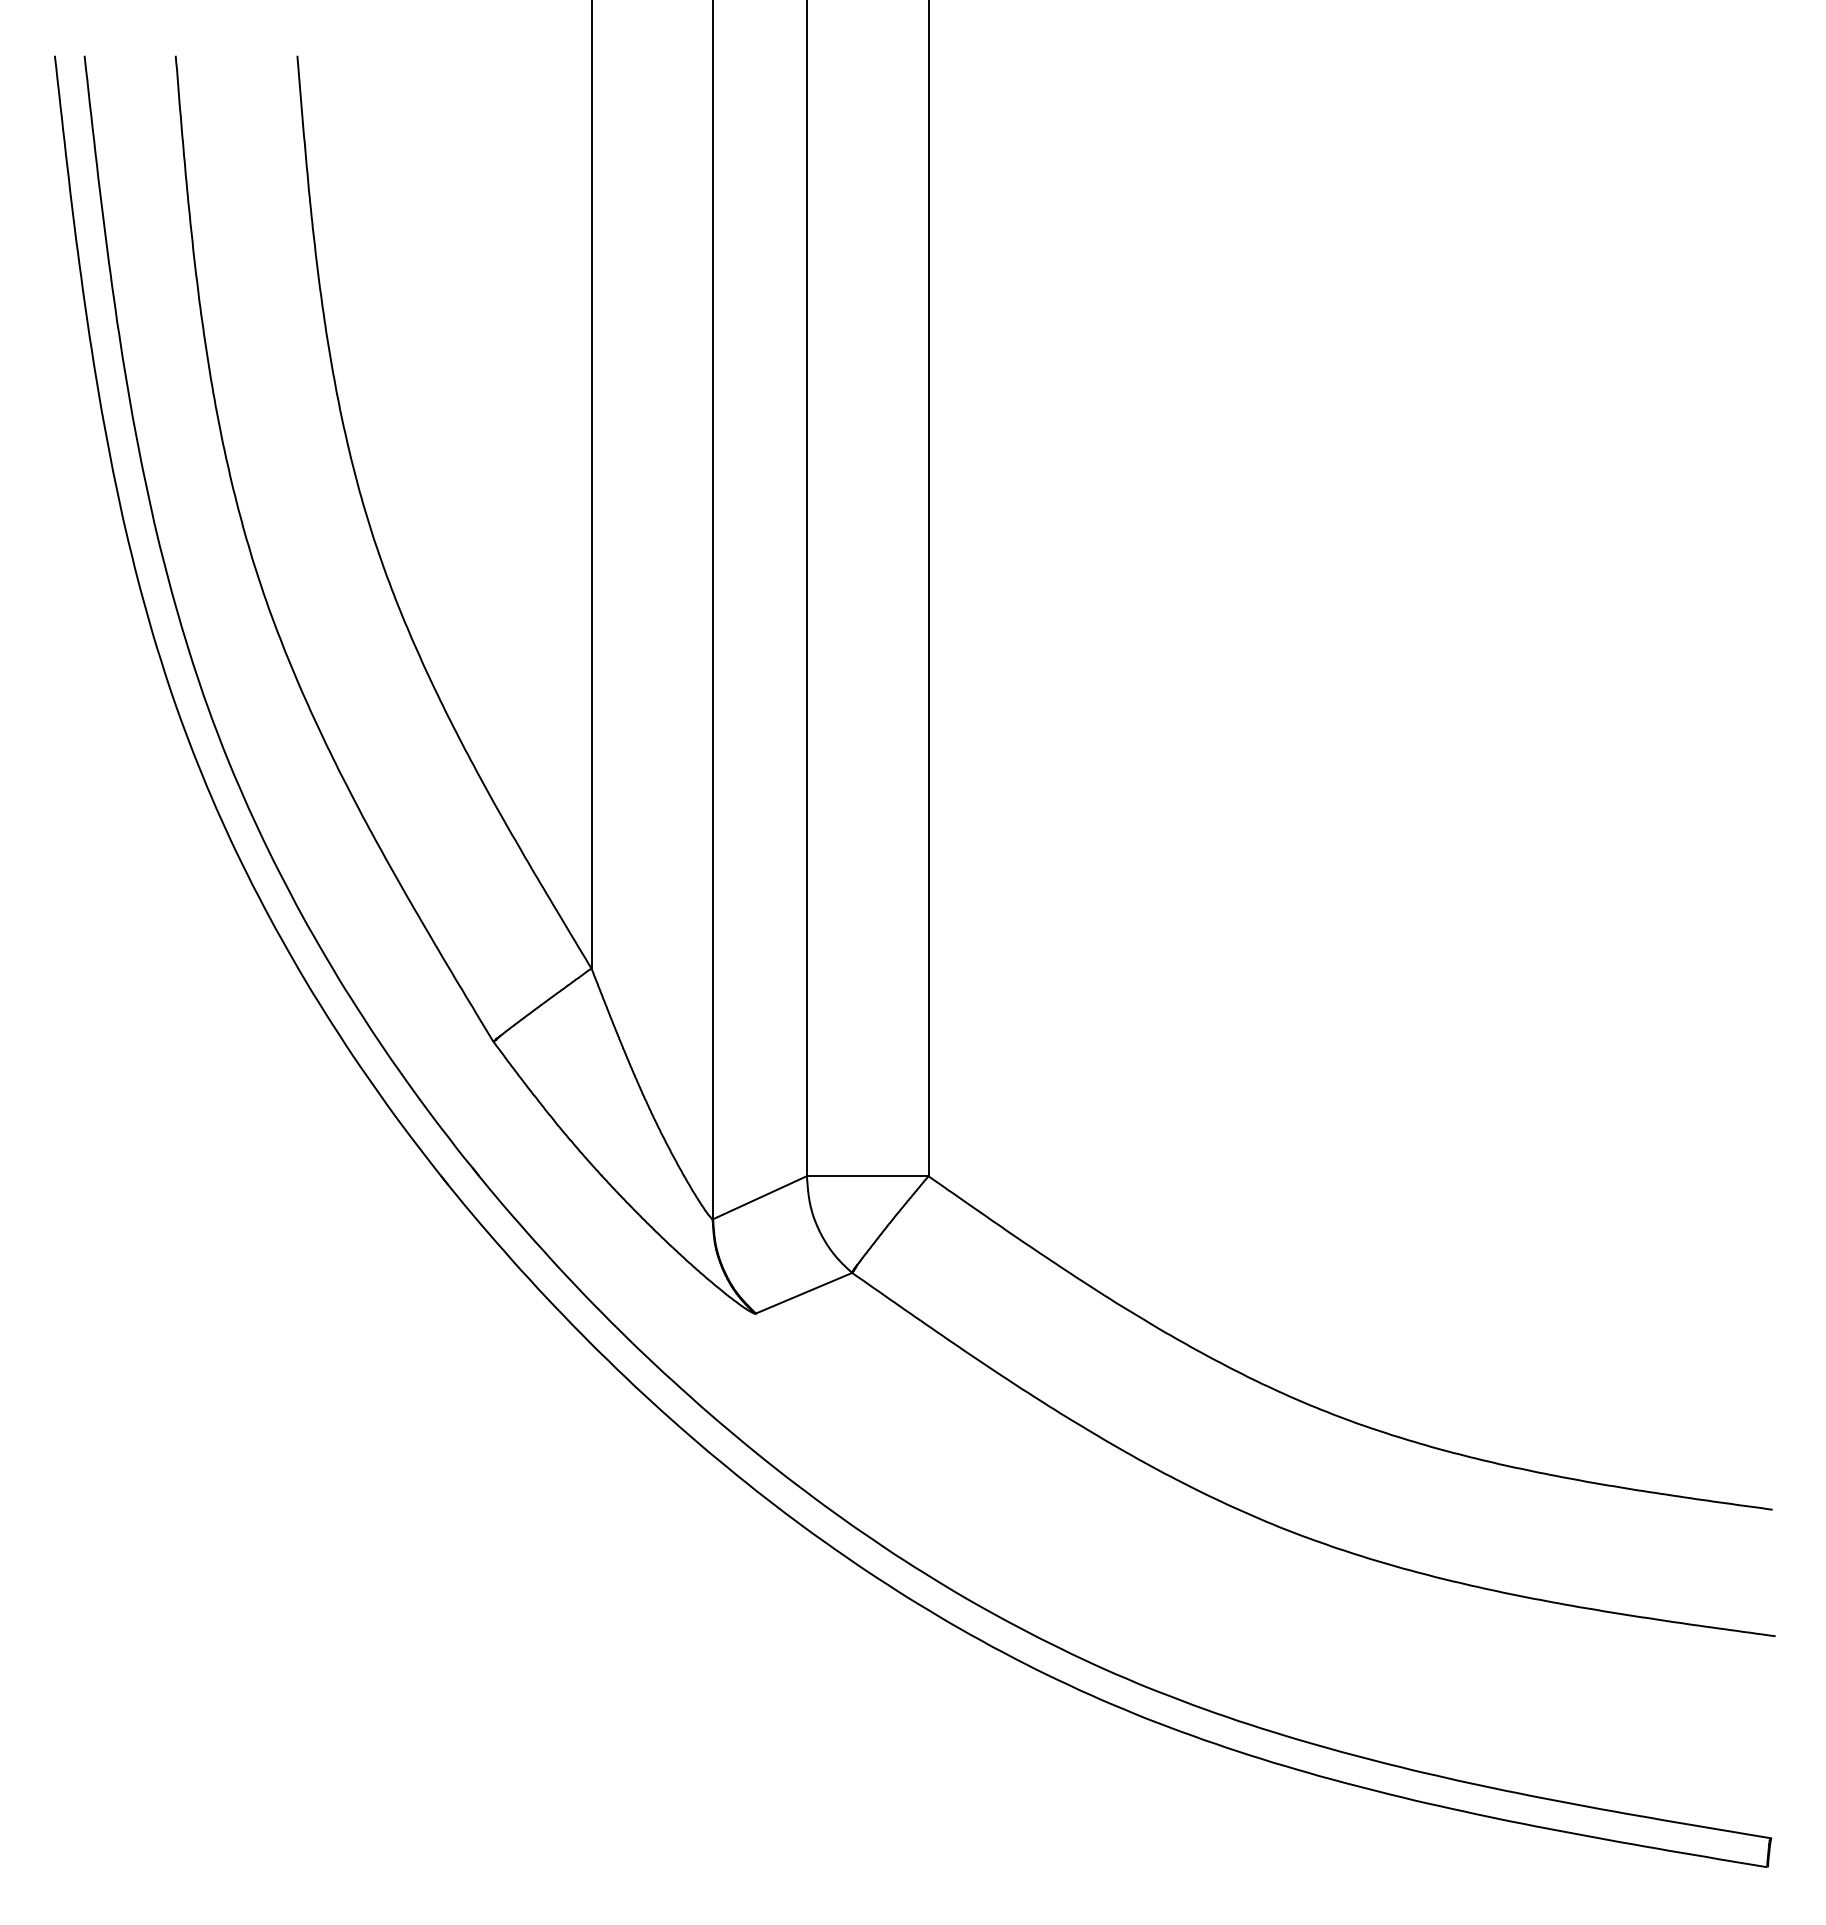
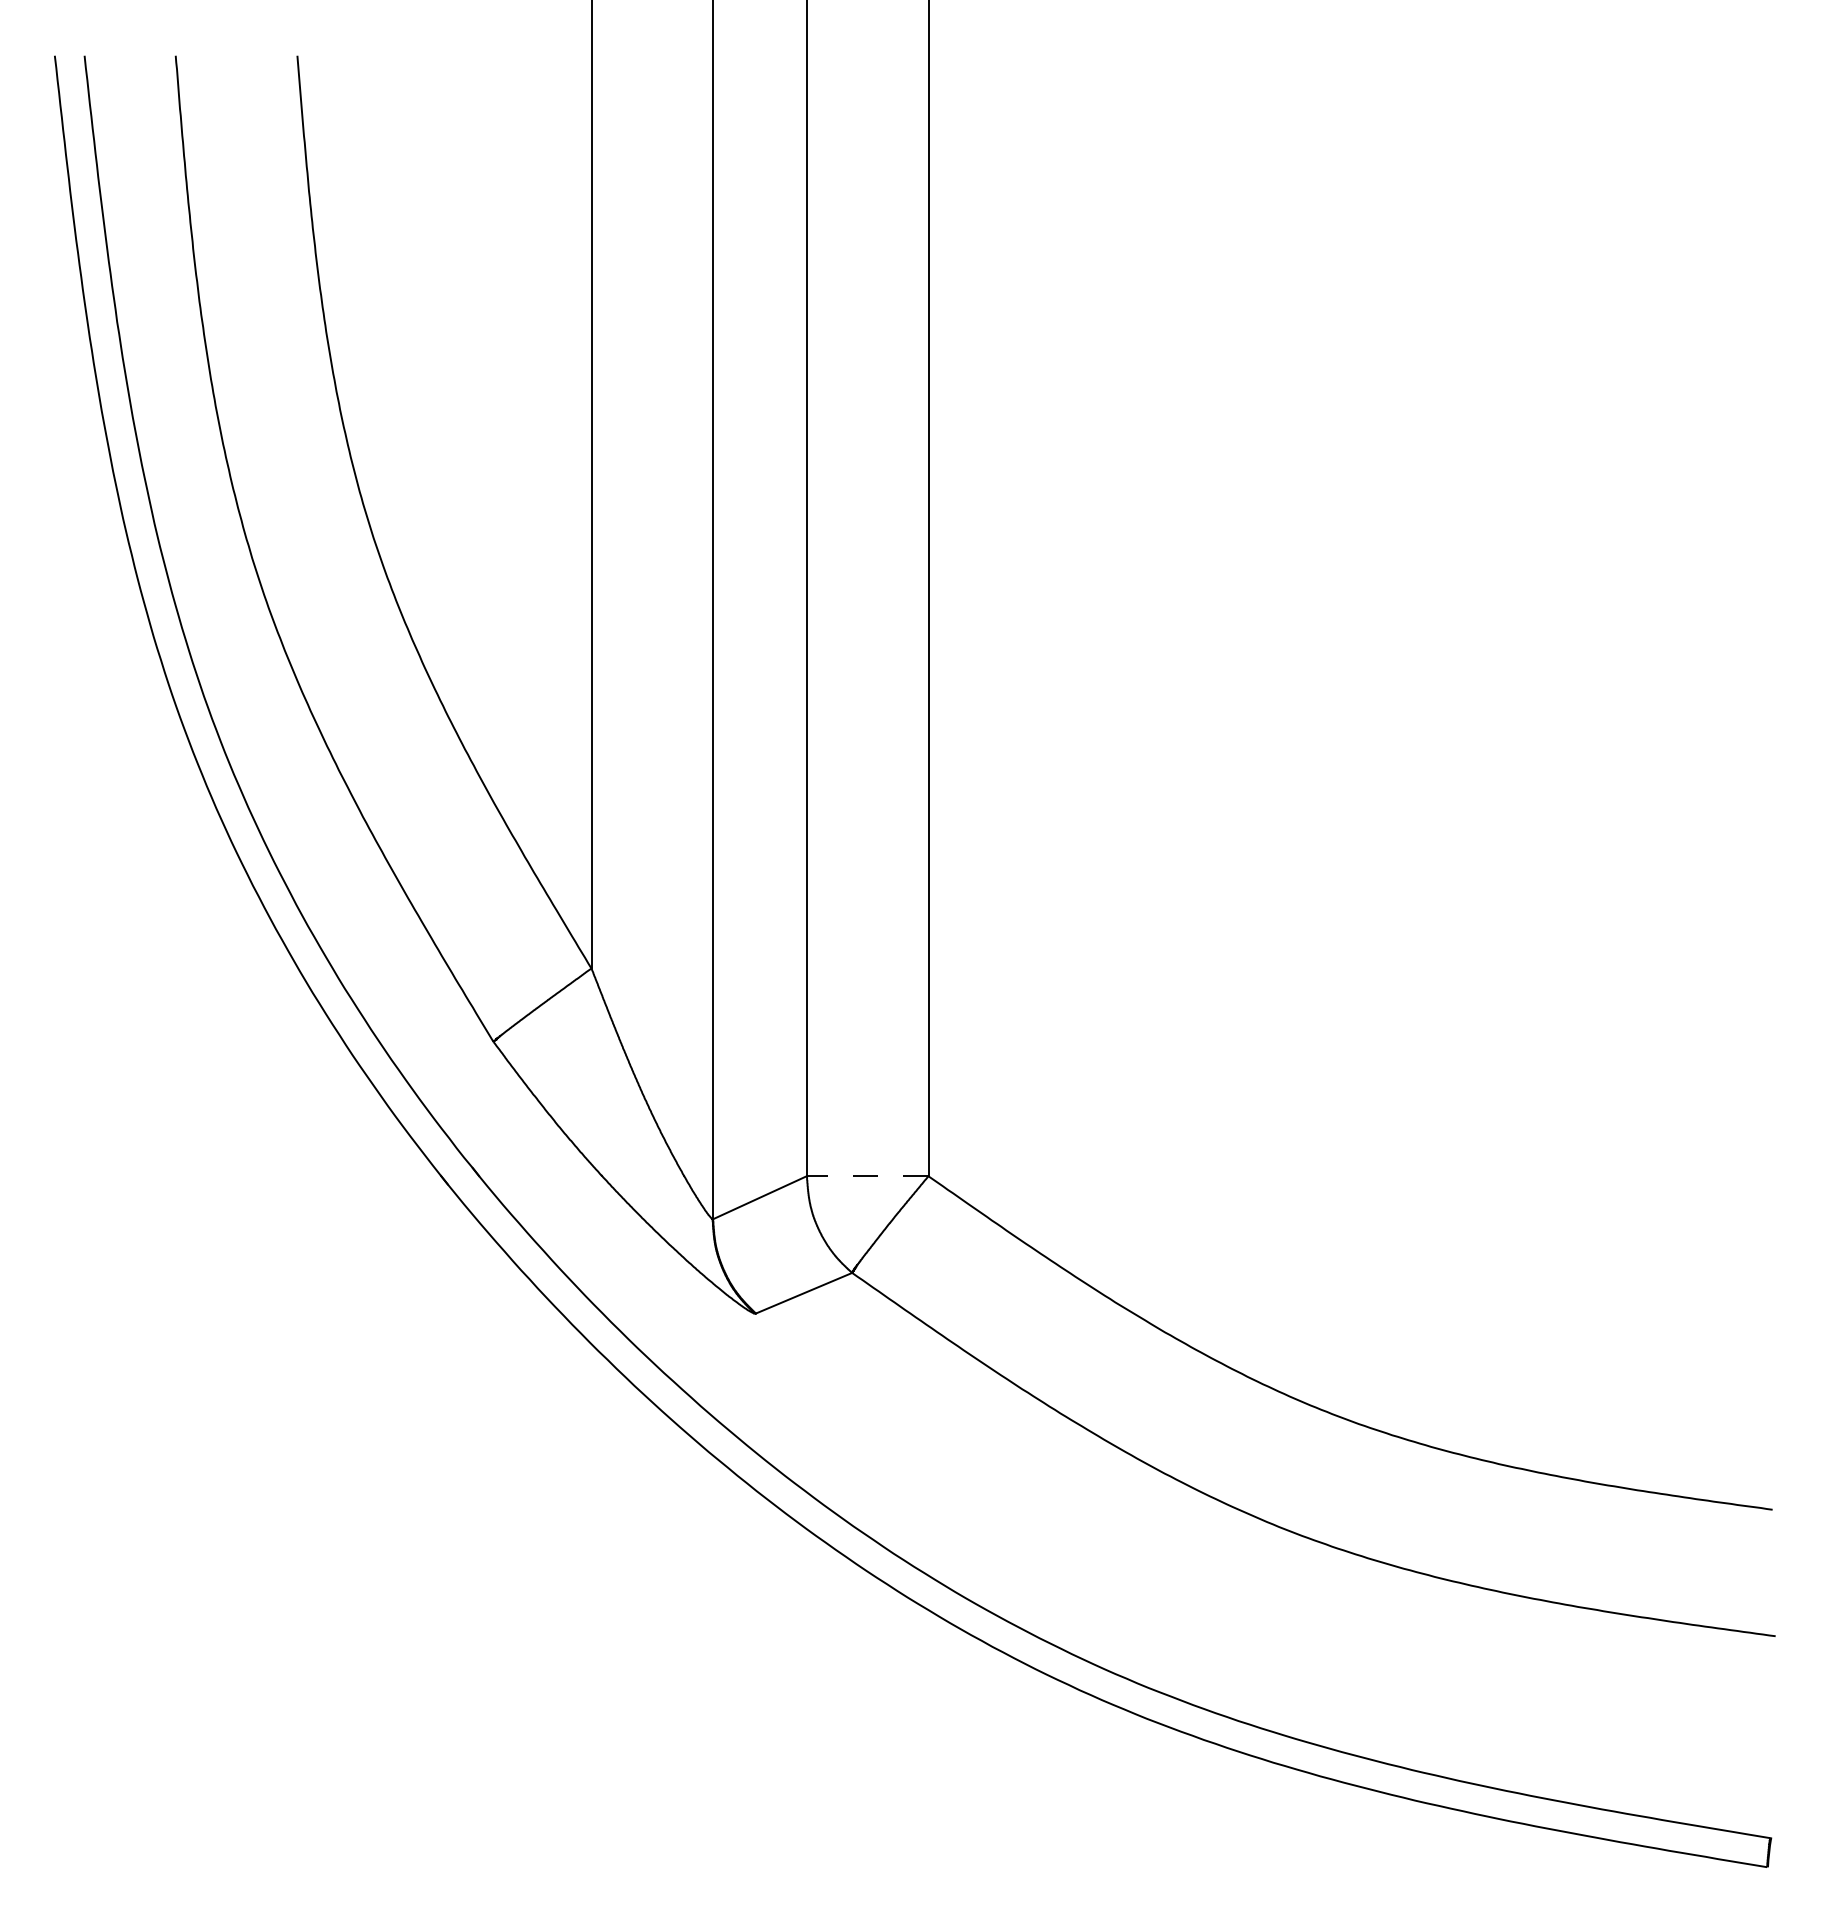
line: solid -> dashed (867, 1176)
